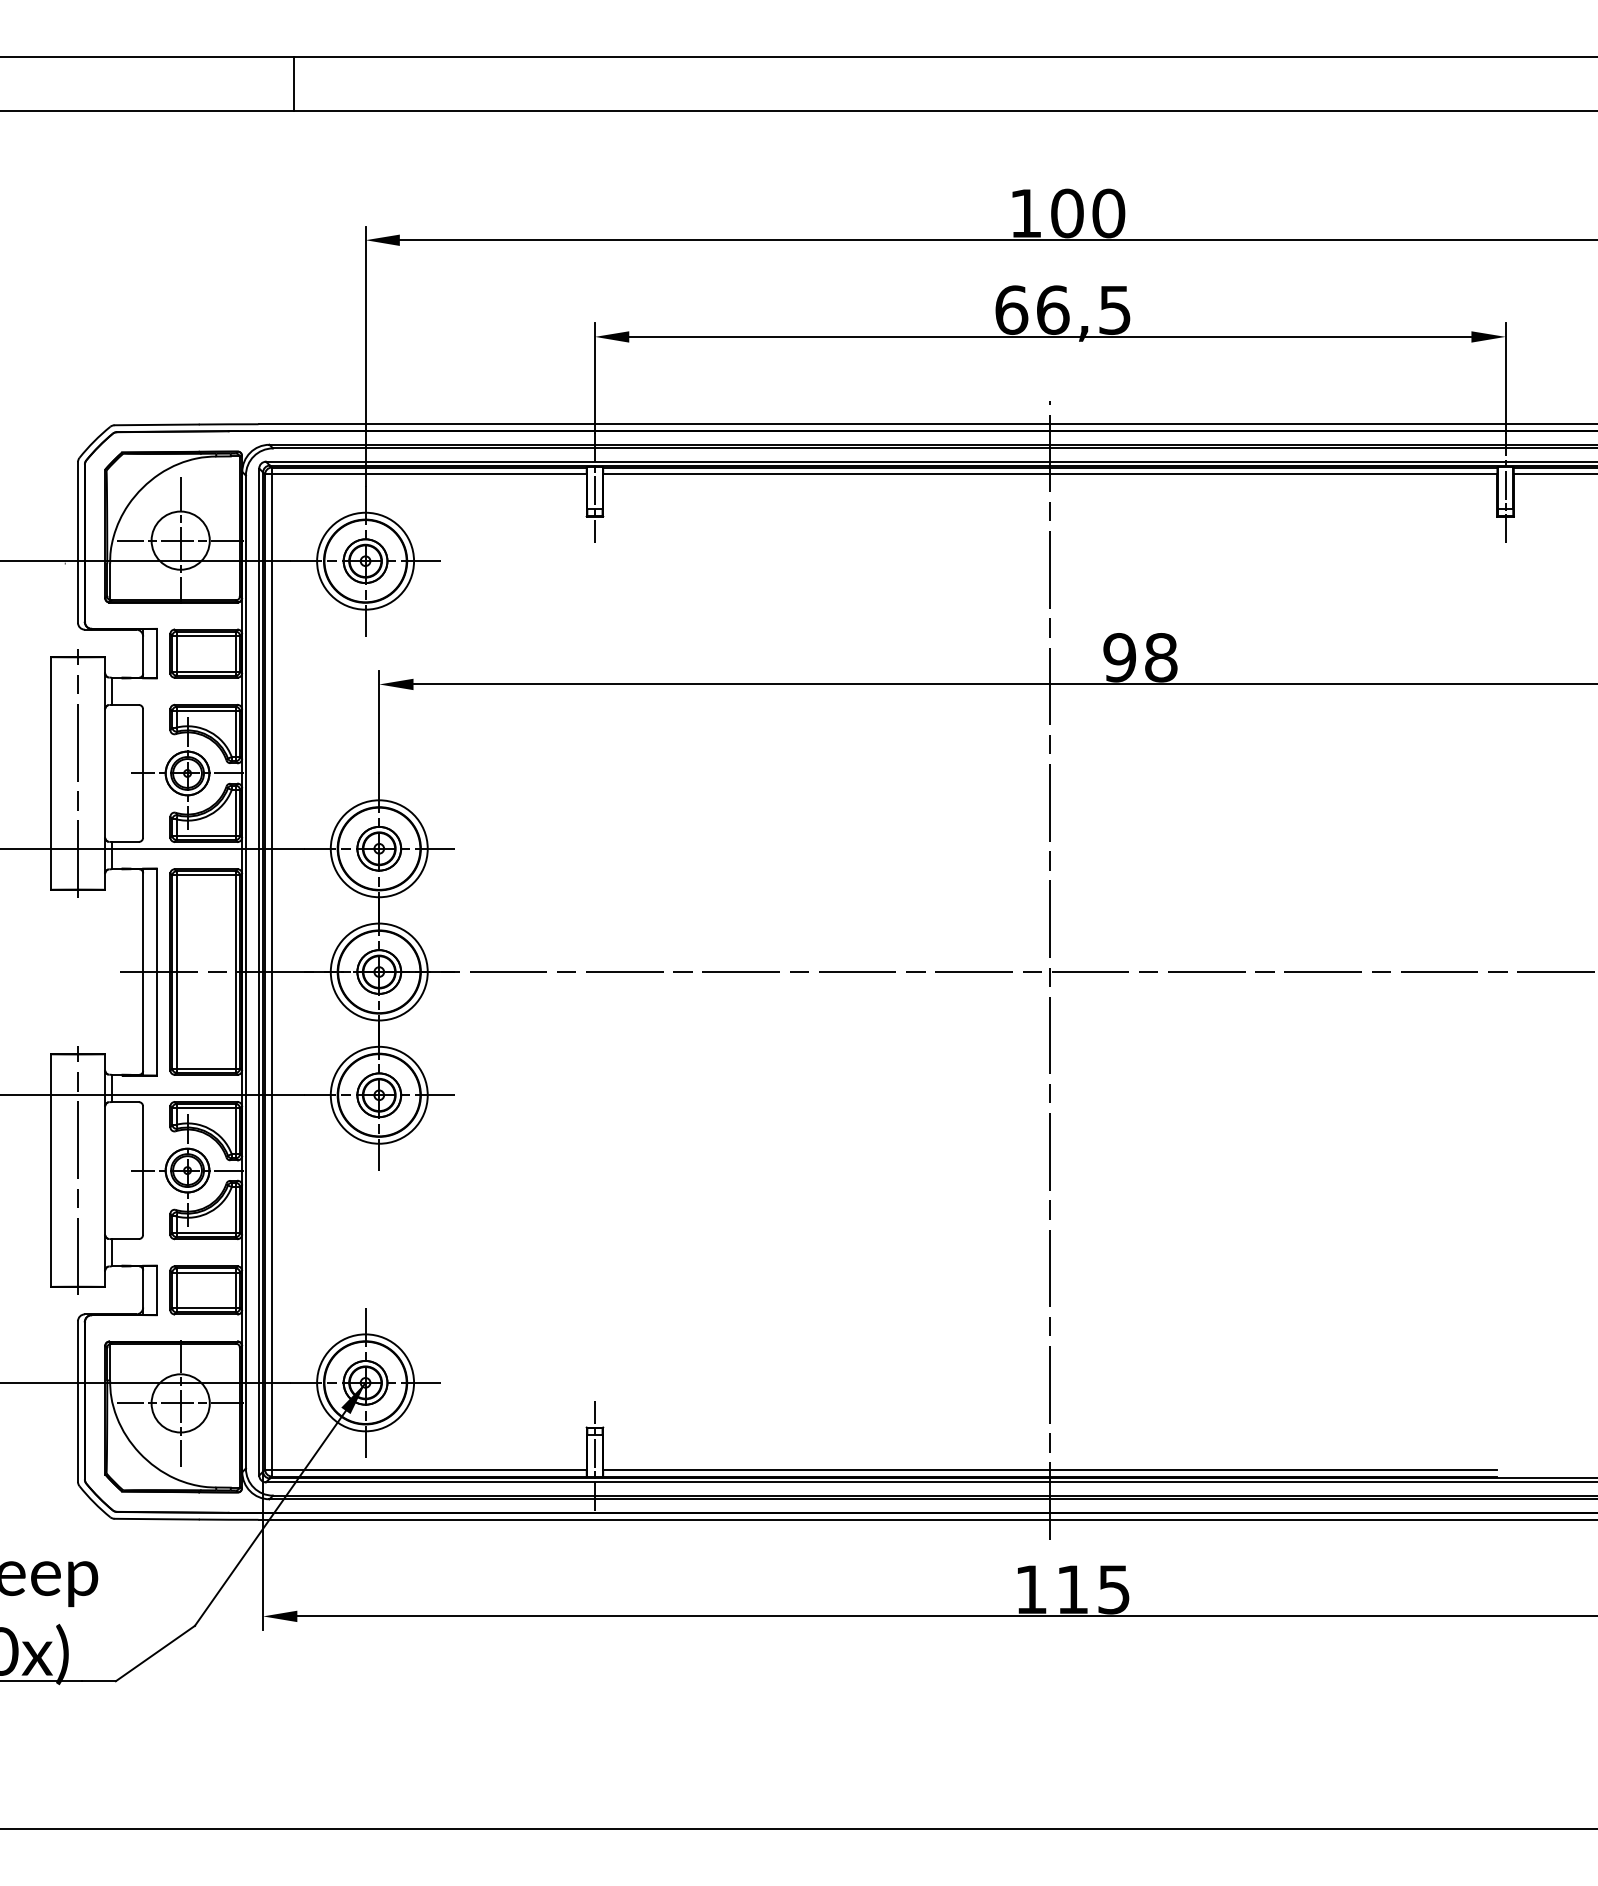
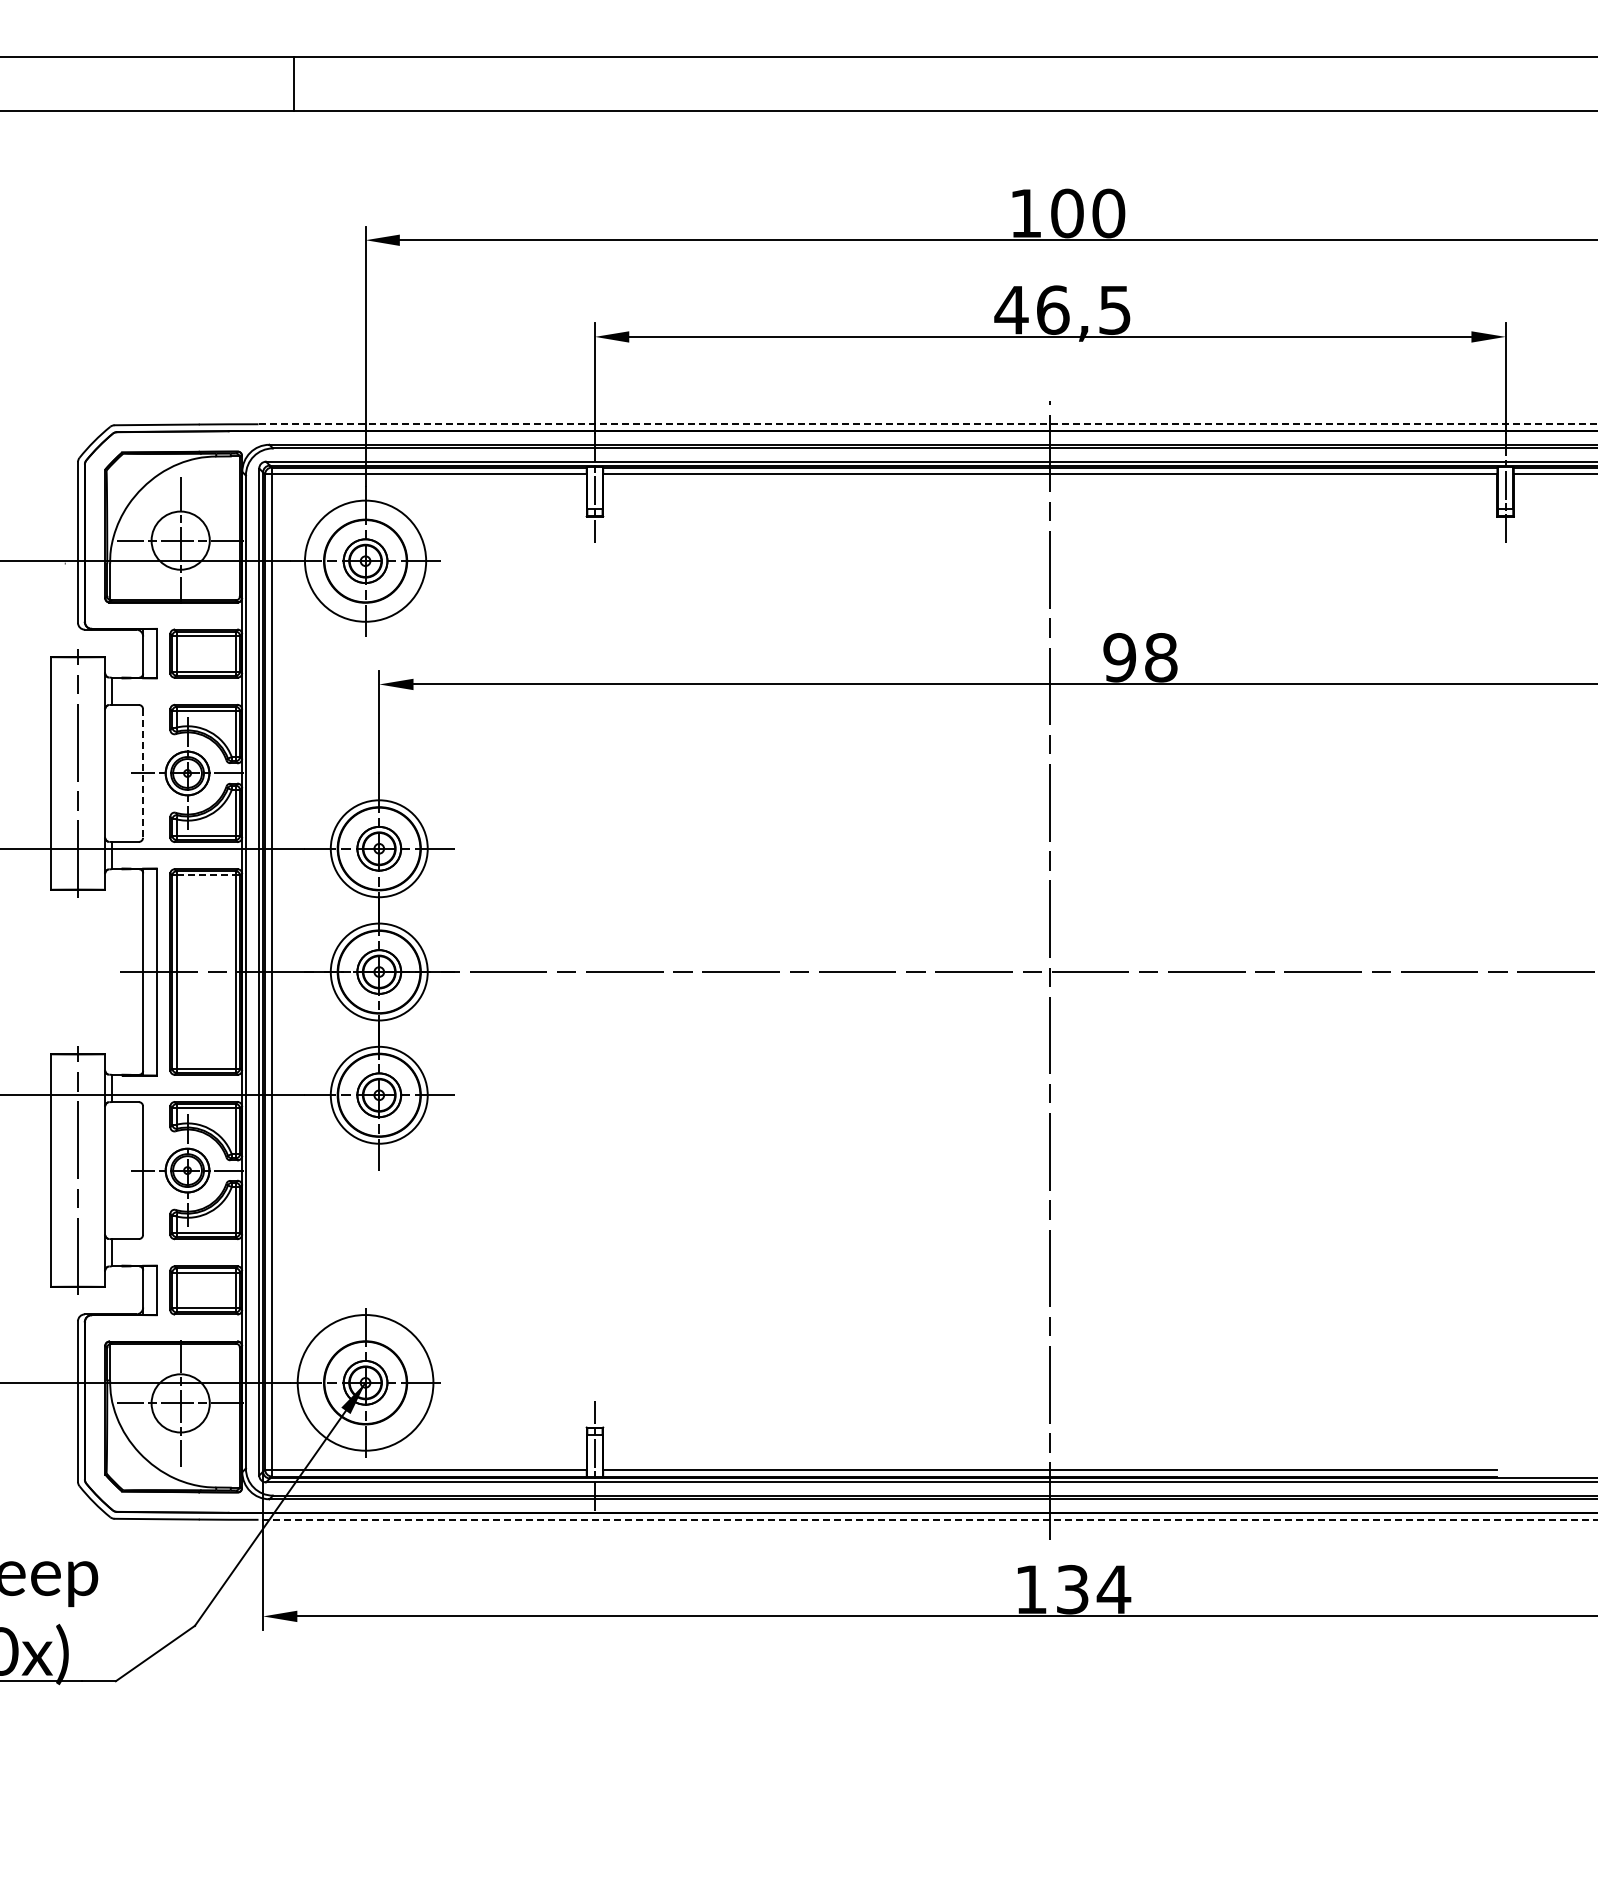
text: 66,5 -> 46,5 (1011, 309)
line: solid -> dashed (928, 424)
circle diameter: 97 px -> 121 px (365, 560)
line: solid -> dashed (143, 773)
line: solid -> dashed (206, 875)
circle diameter: 97 px -> 136 px (365, 1382)
line: solid -> dashed (927, 1519)
text: 115 -> 134 (1094, 1589)
line: present -> none (798, 1829)
